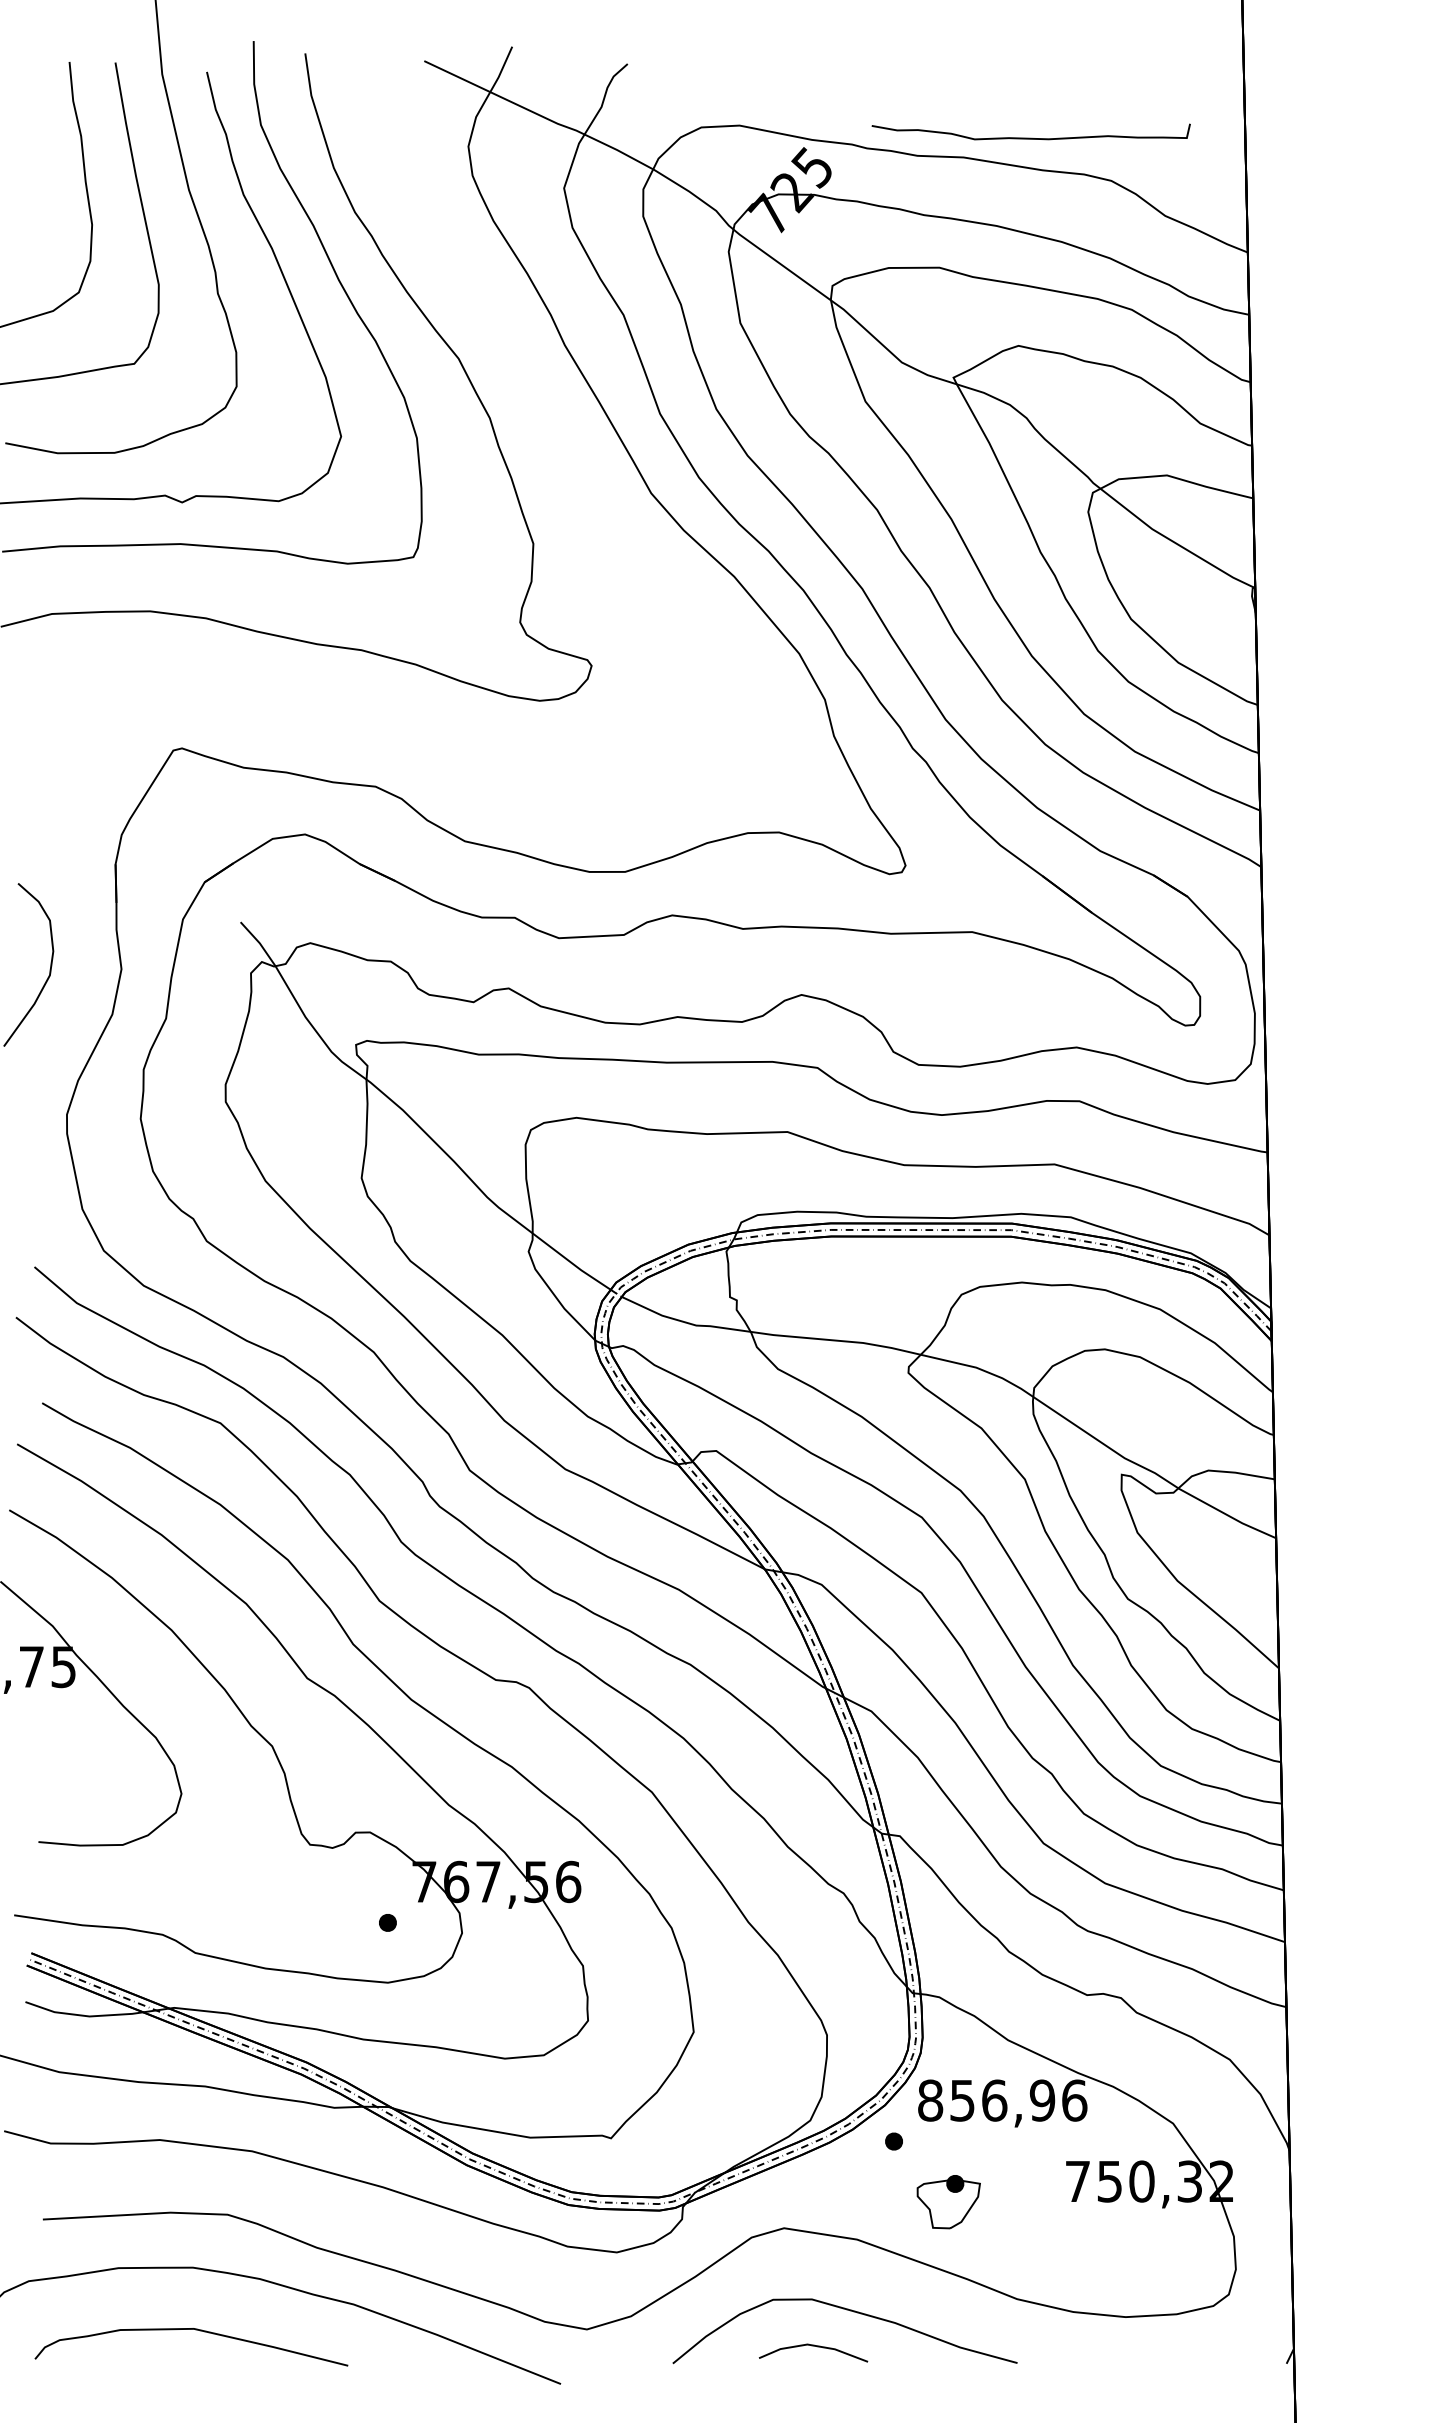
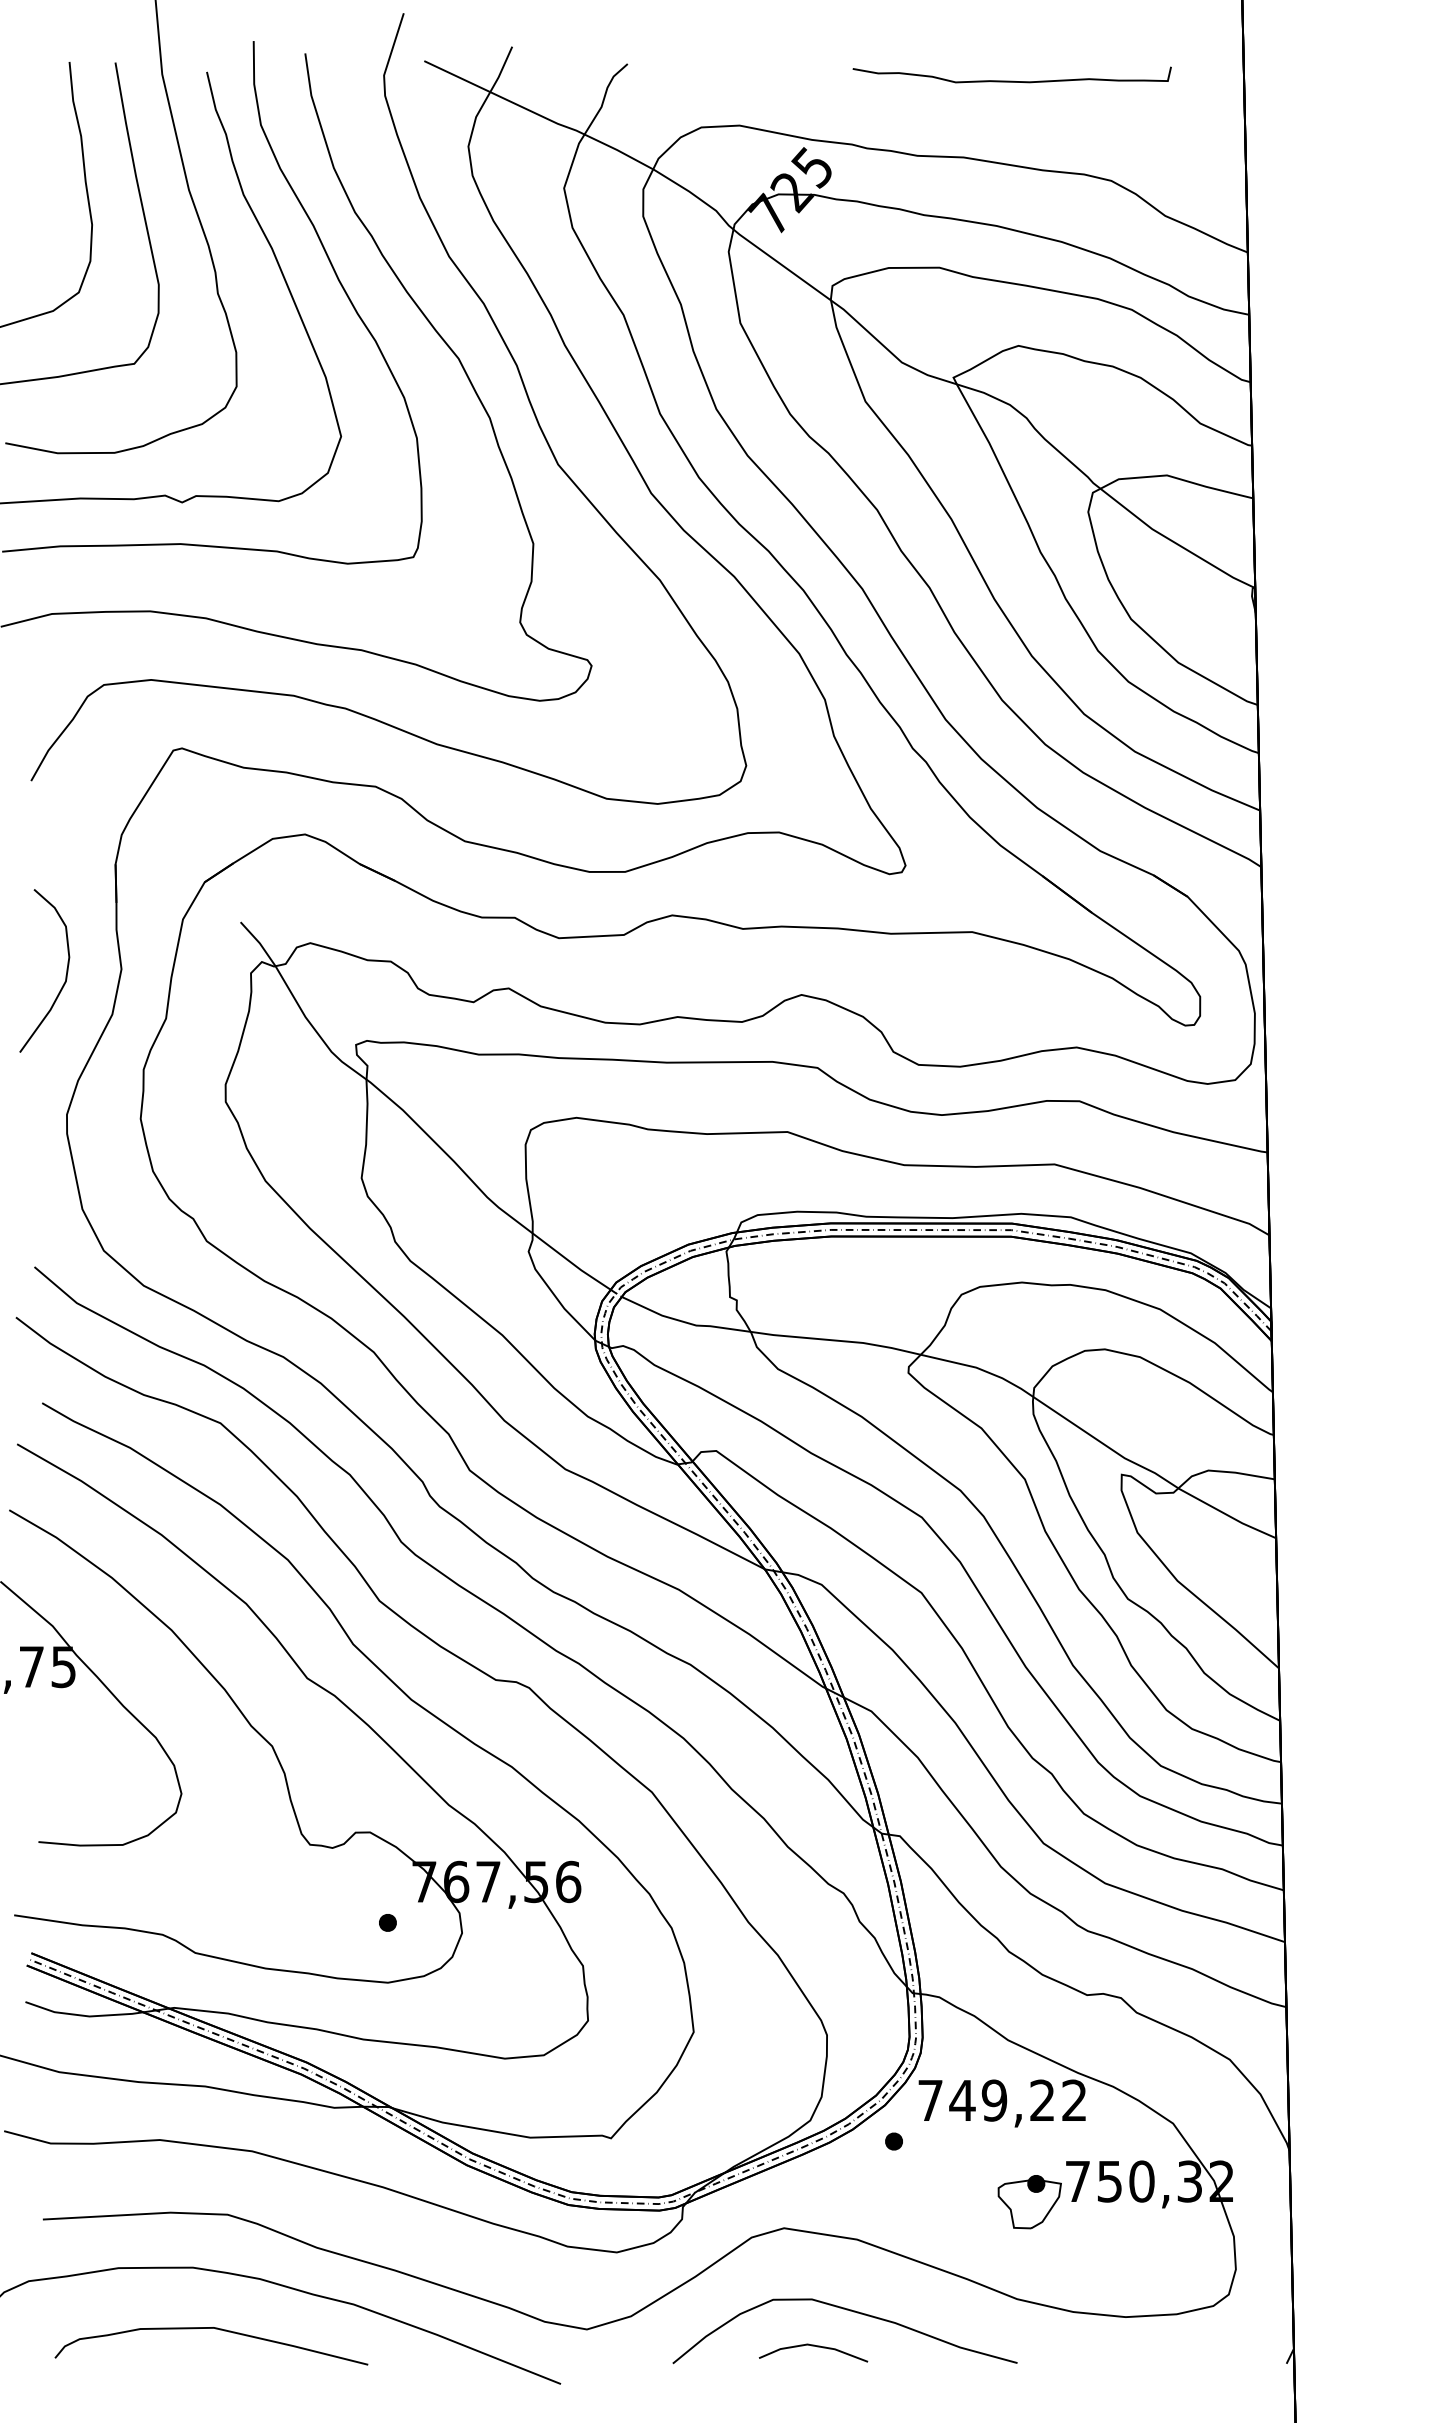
curve position: (1030, 137) -> (1011, 80) (1011, 80)
curve: none -> present (502, 341)
curve position: (49, 969) -> (65, 975) (65, 975)
text: 856,96 -> 749,22 (1002, 2100)
part position: (948, 2202) -> (1029, 2202) (1029, 2202)
curve position: (195, 2330) -> (215, 2329) (215, 2329)
